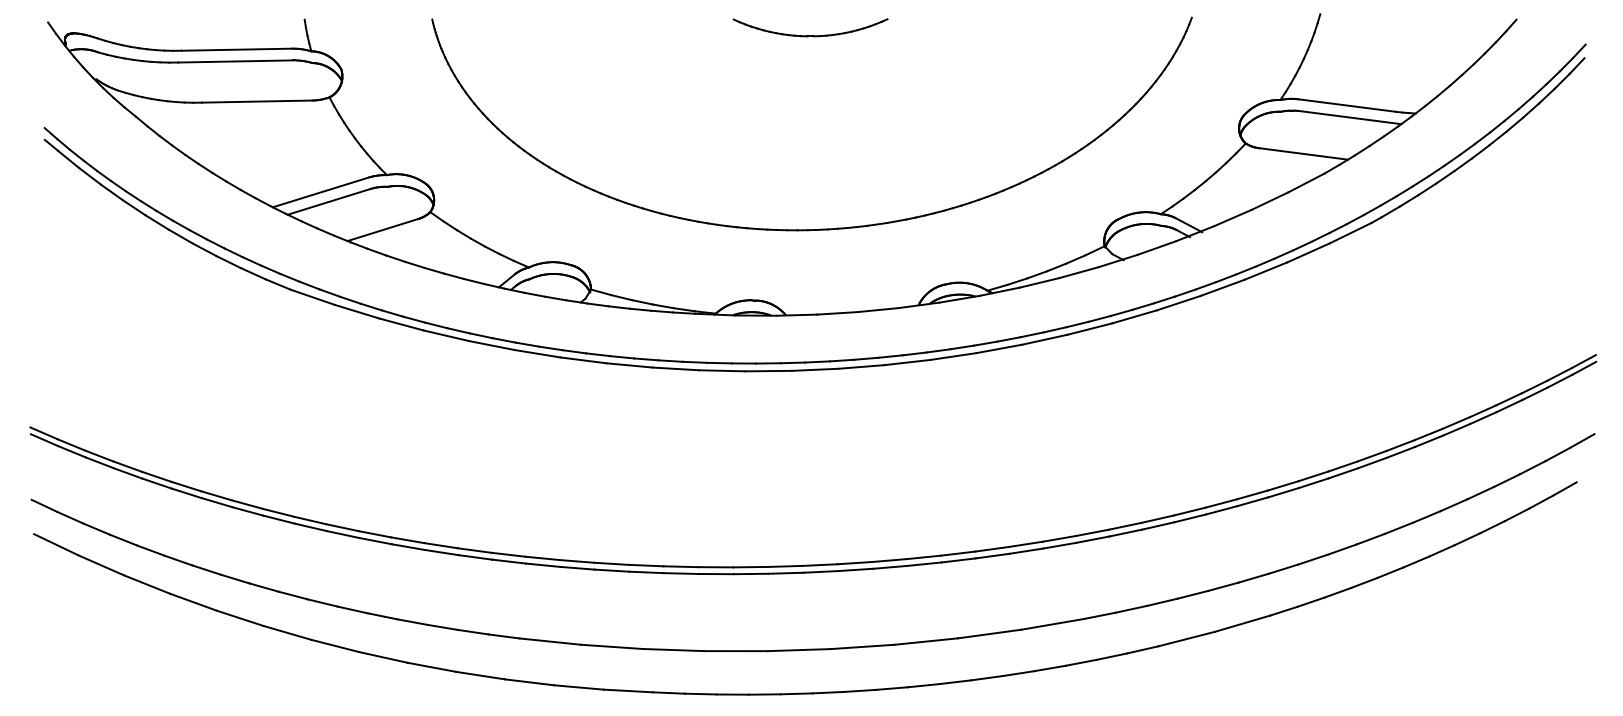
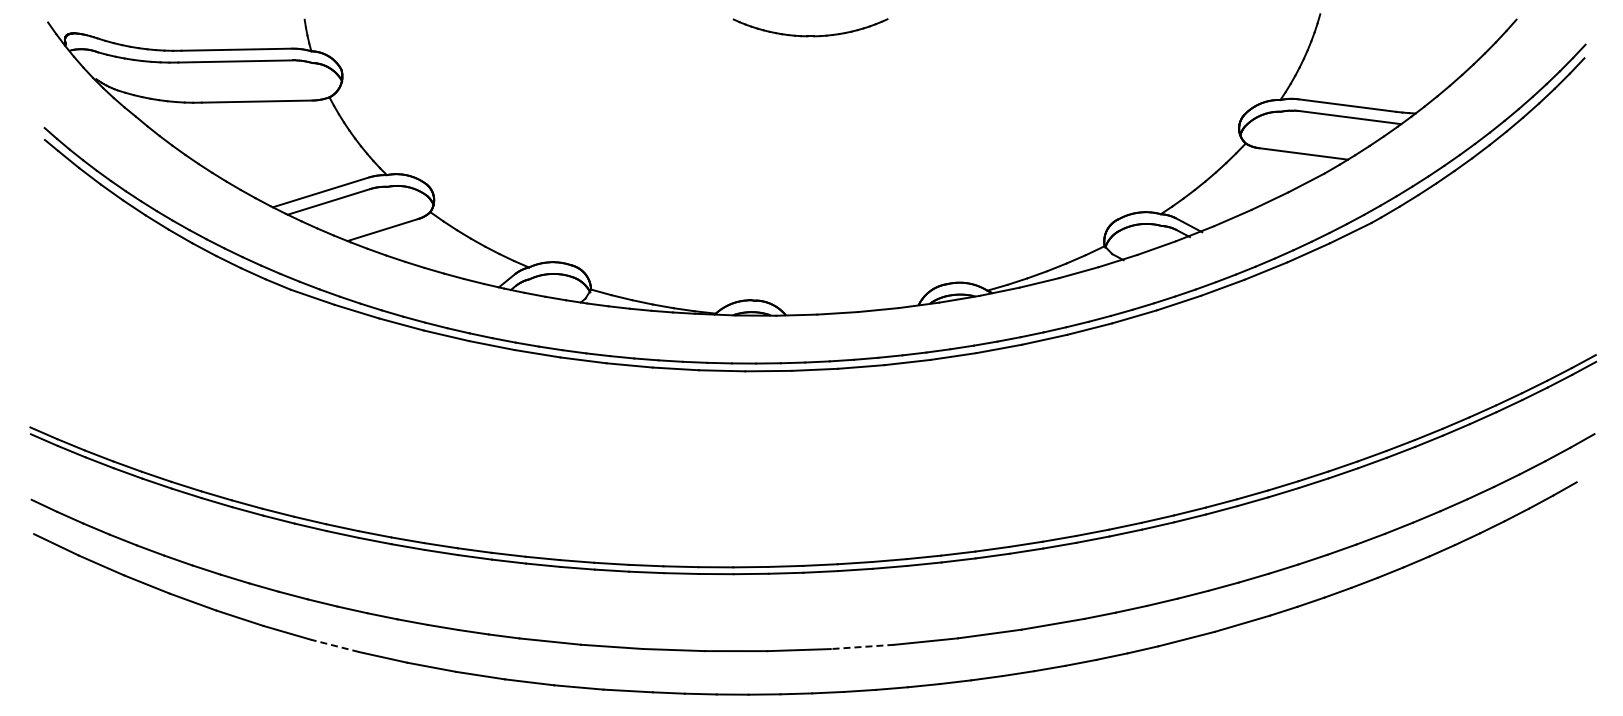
part: present -> none (819, 228)
line: solid -> dashed (335, 645)
line: solid -> dashed (862, 646)
